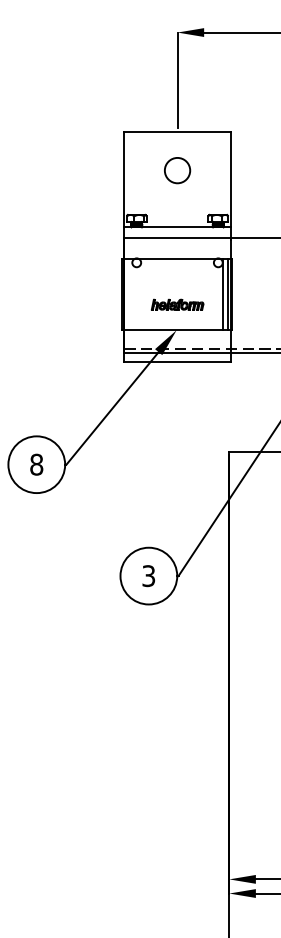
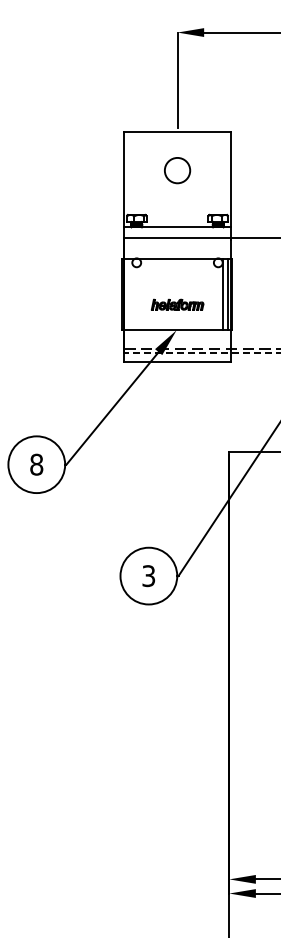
line: solid -> dashed (202, 353)
